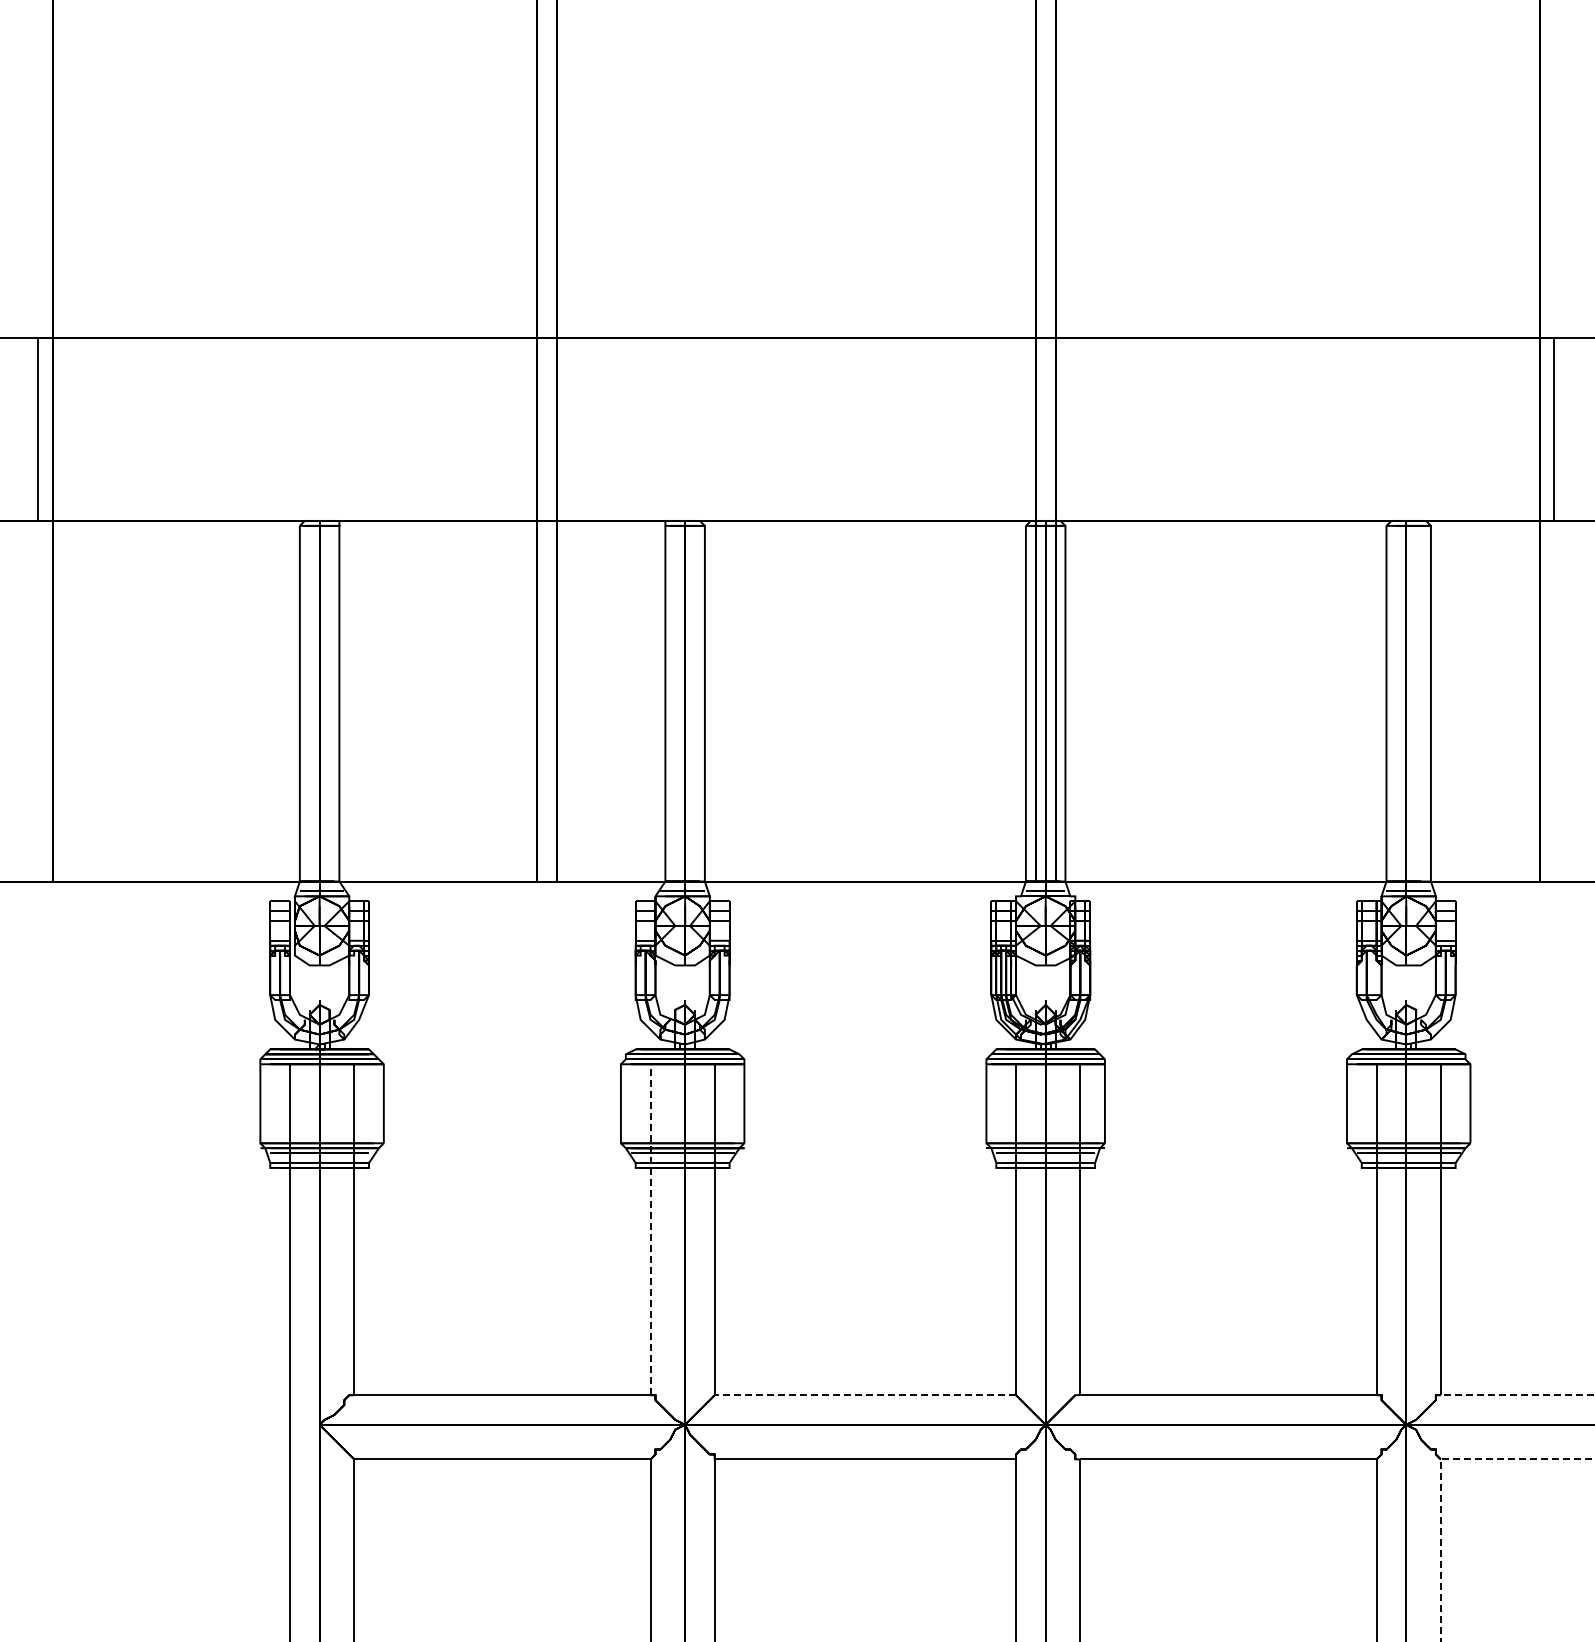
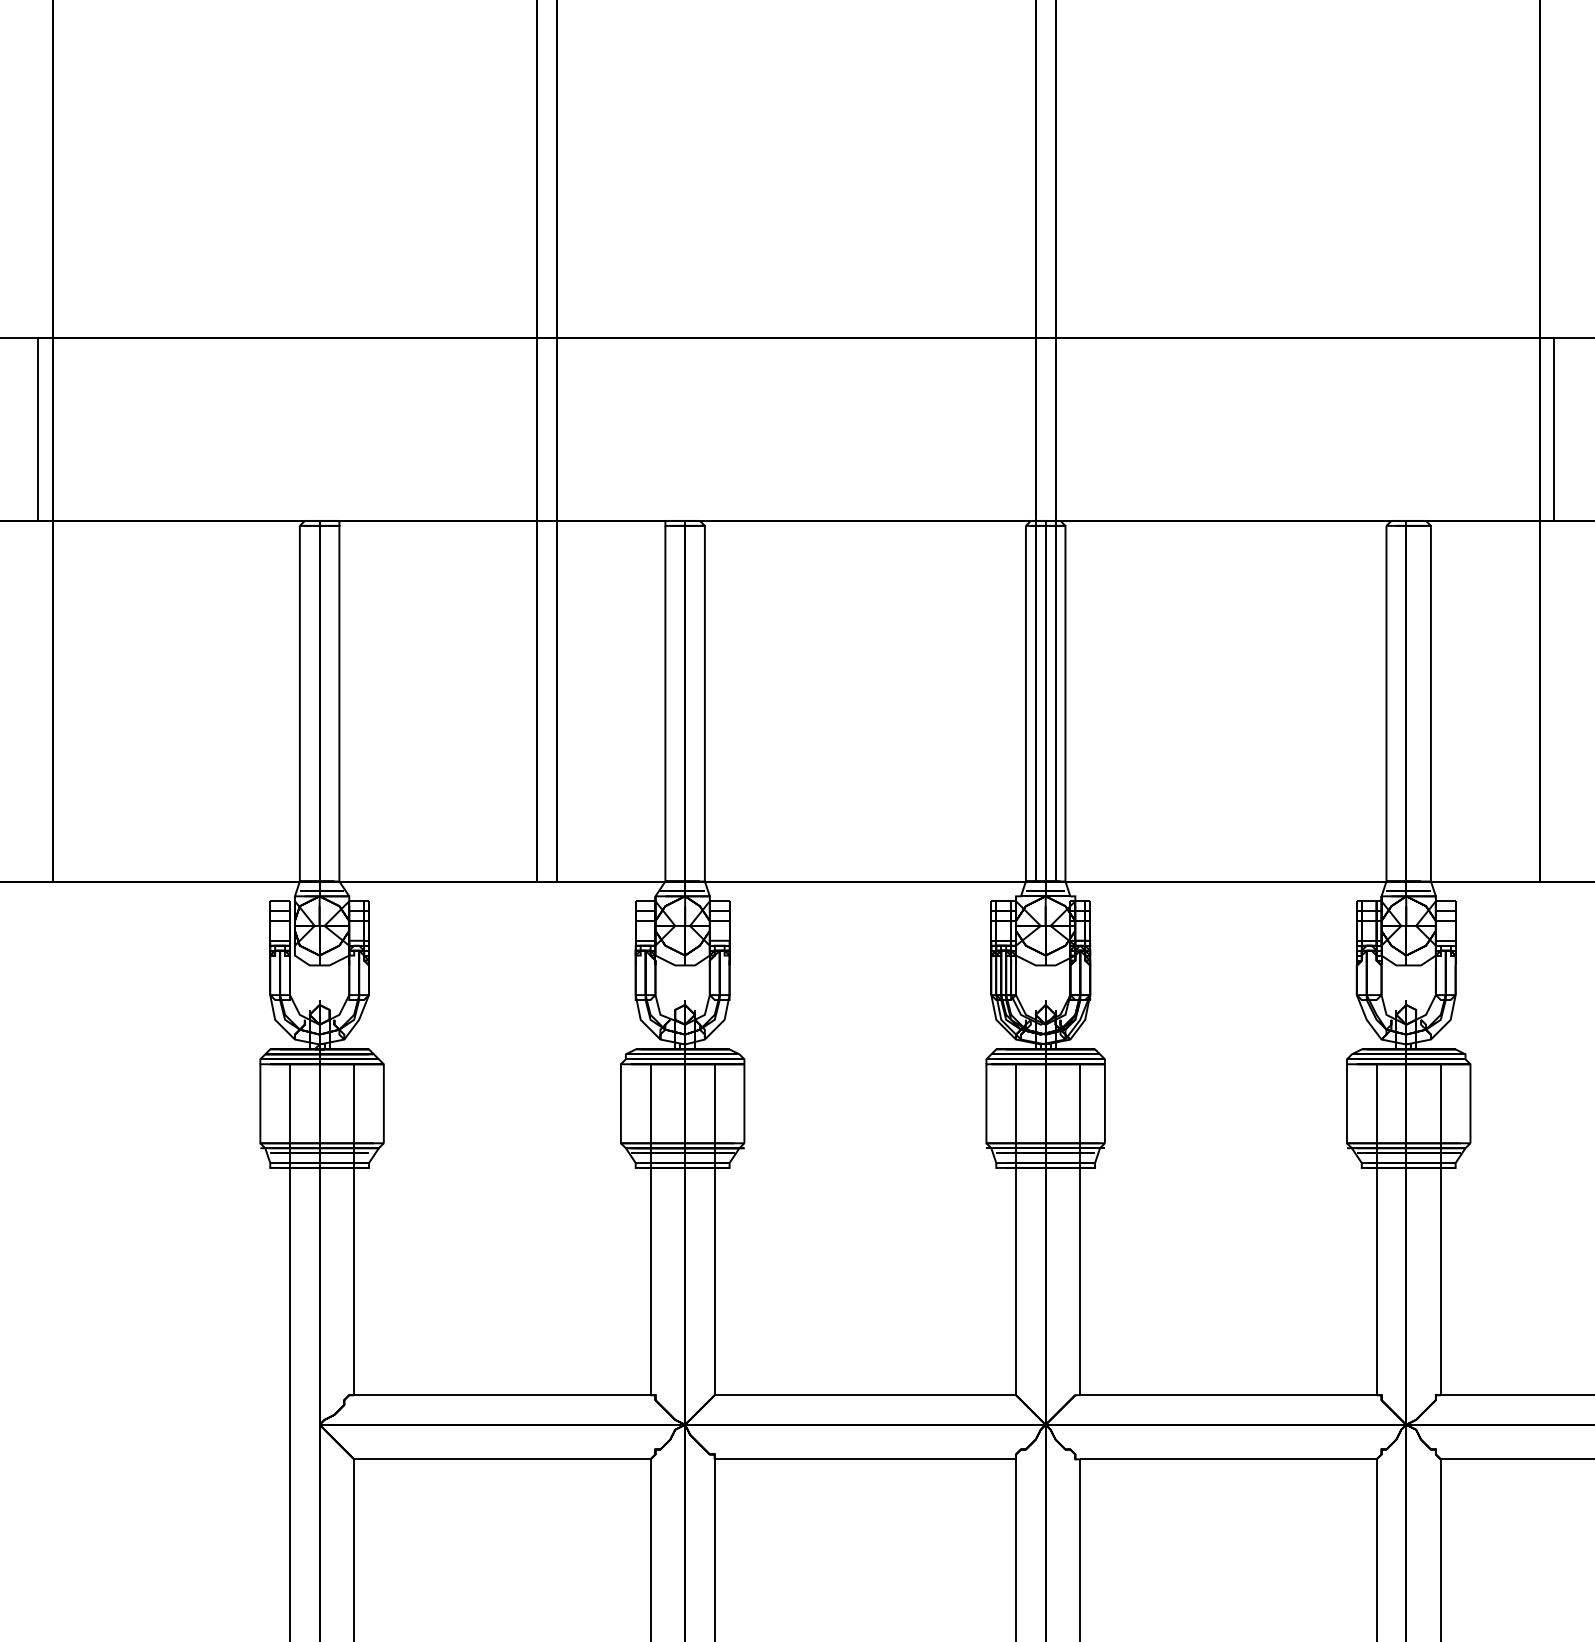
line: dashed -> solid (650, 1229)
line: dashed -> solid (865, 1395)
line: dashed -> solid (1517, 1395)
line: dashed -> solid (1440, 1473)
